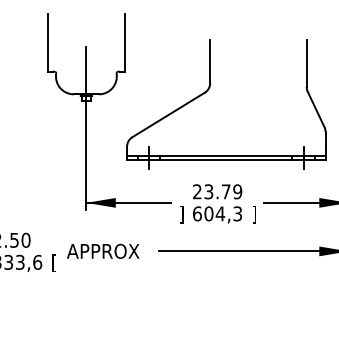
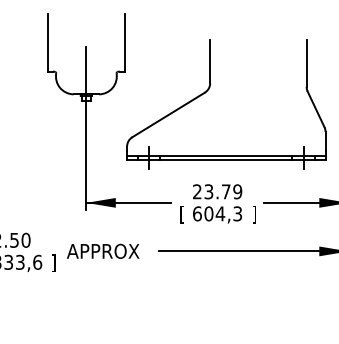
text: ] -> [ (181, 214)
text: [ -> ] (53, 263)
